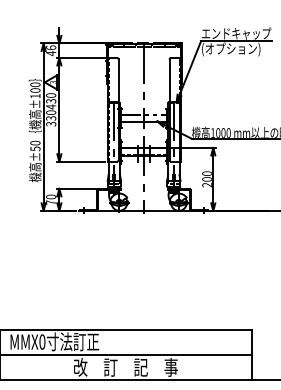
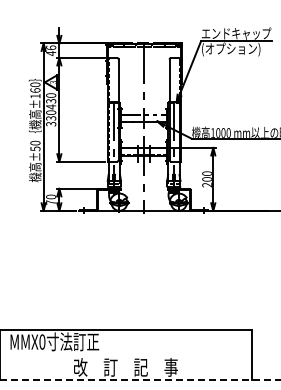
text: ±100 -> ±160 (35, 90)
line: present -> none (126, 355)
line: solid -> dashed (140, 380)
